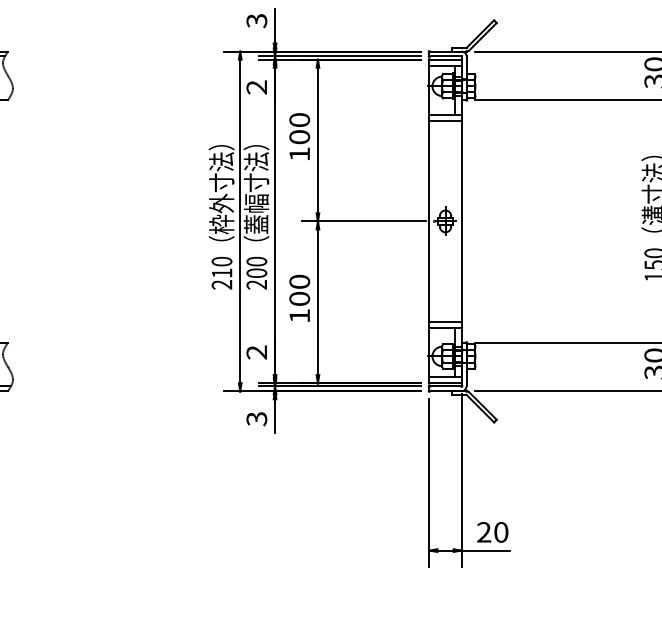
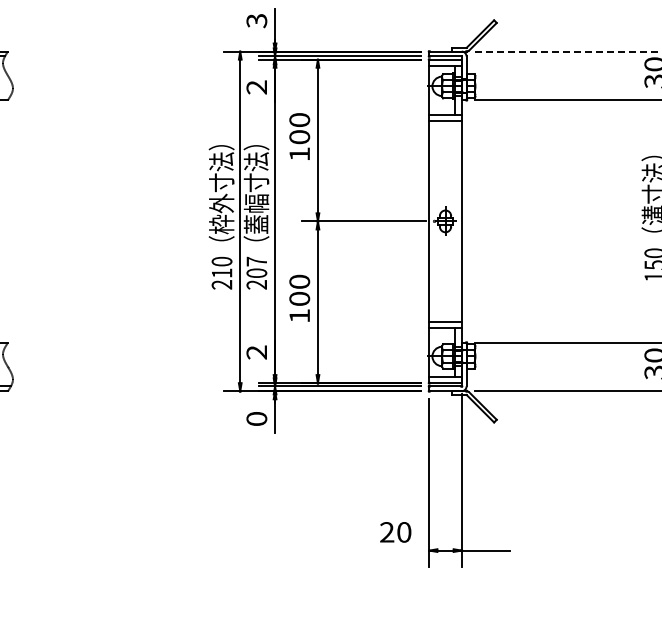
line: solid -> dashed (568, 51)
text: 200 -> 207 (256, 261)
text: 3 -> 0 (256, 419)
text position: (492, 532) -> (395, 532) (395, 532)
